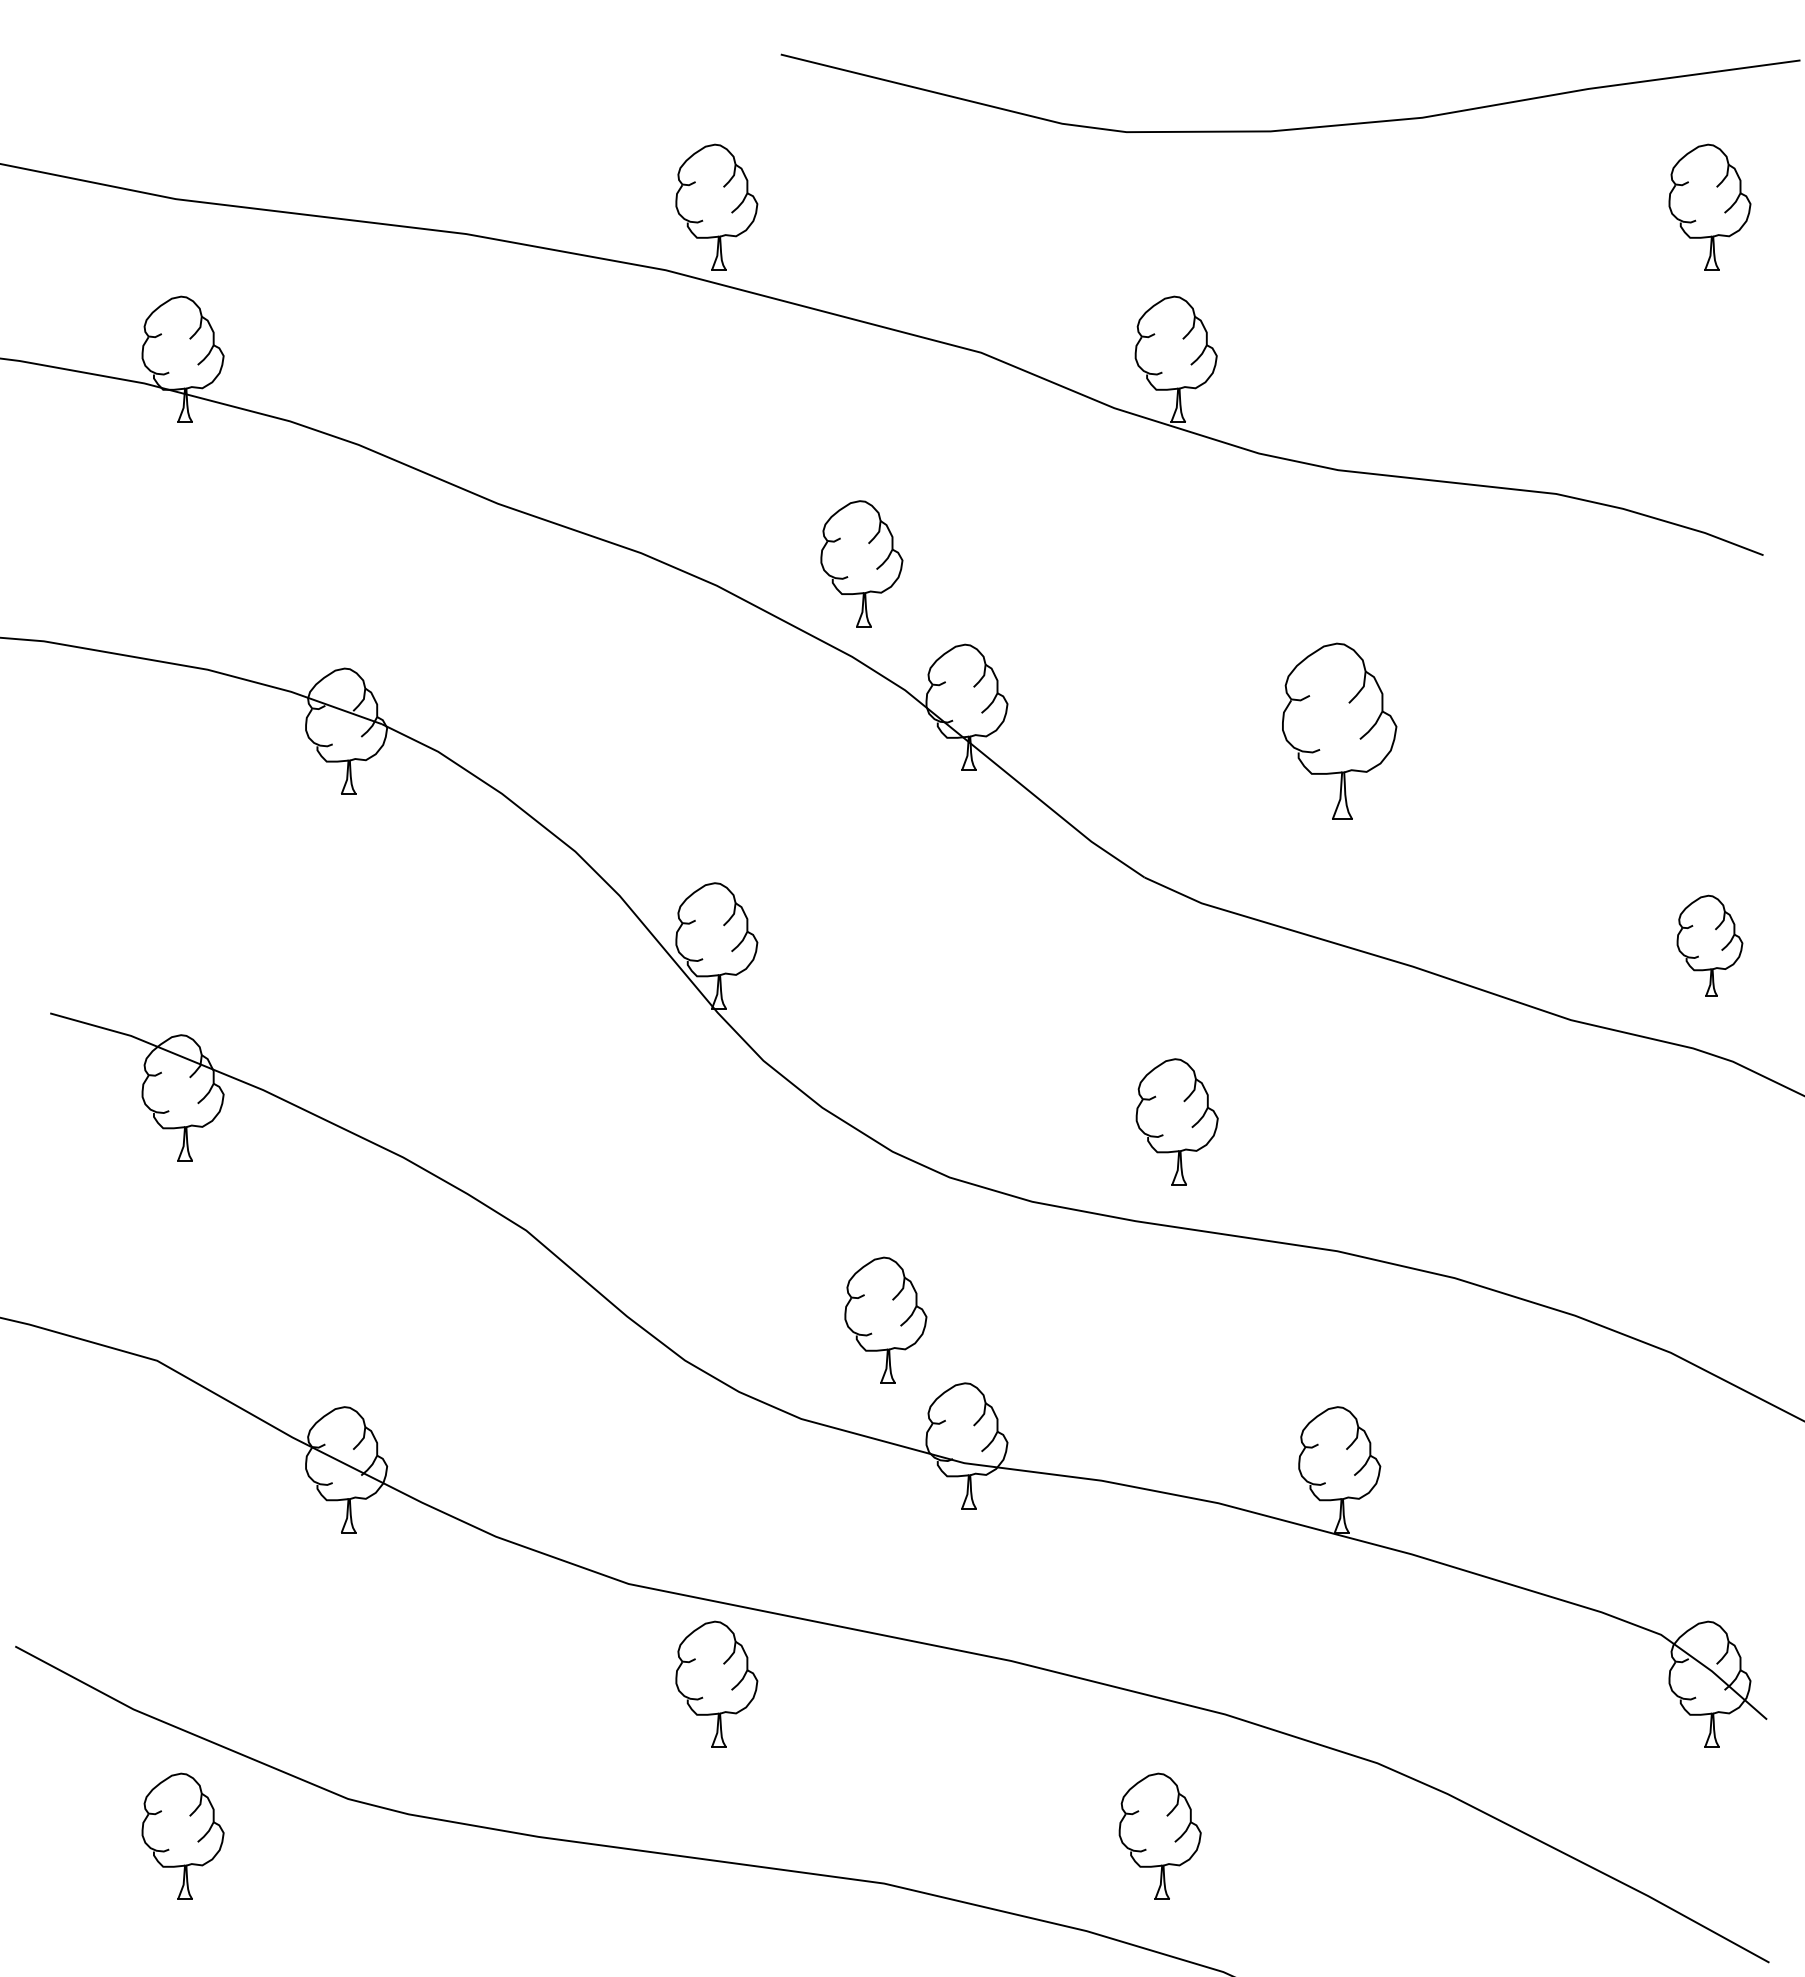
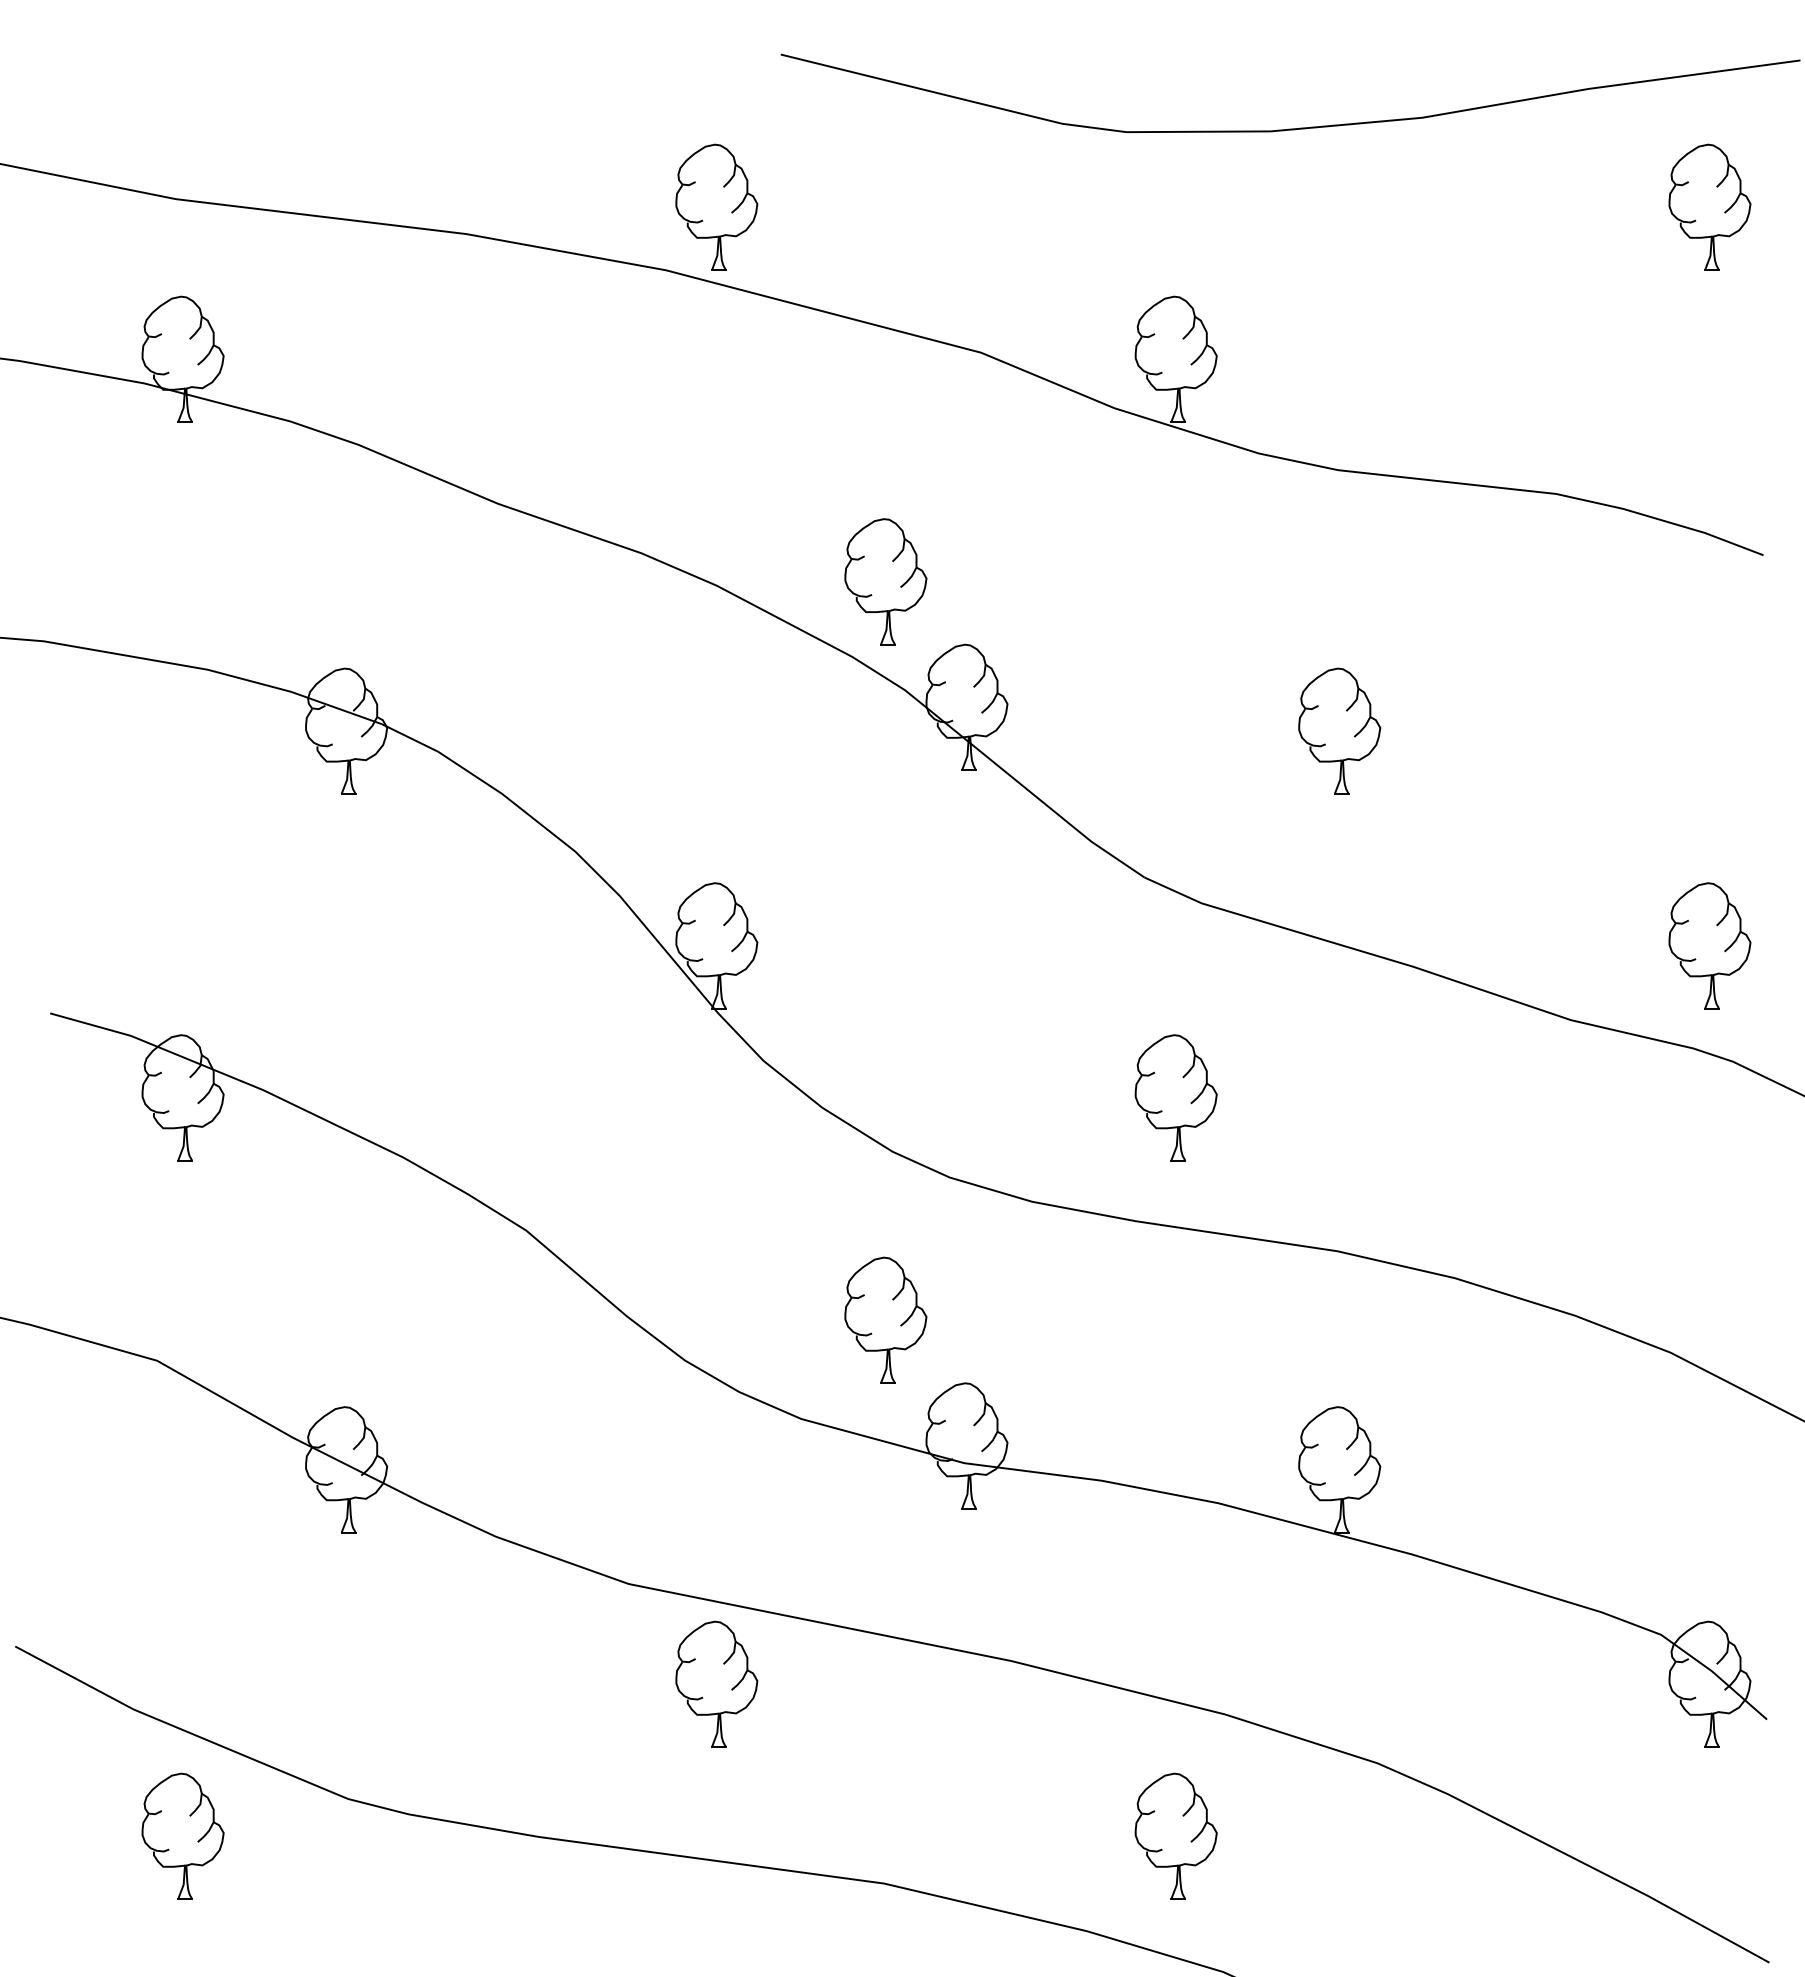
part position: (861, 563) -> (885, 581) (885, 581)
part size: 116x178 px -> 84x128 px (1339, 730)
part size: 68x103 px -> 84x128 px (1709, 945)
part position: (1176, 1121) -> (1175, 1097) (1175, 1097)
part position: (1159, 1835) -> (1175, 1835) (1175, 1835)
